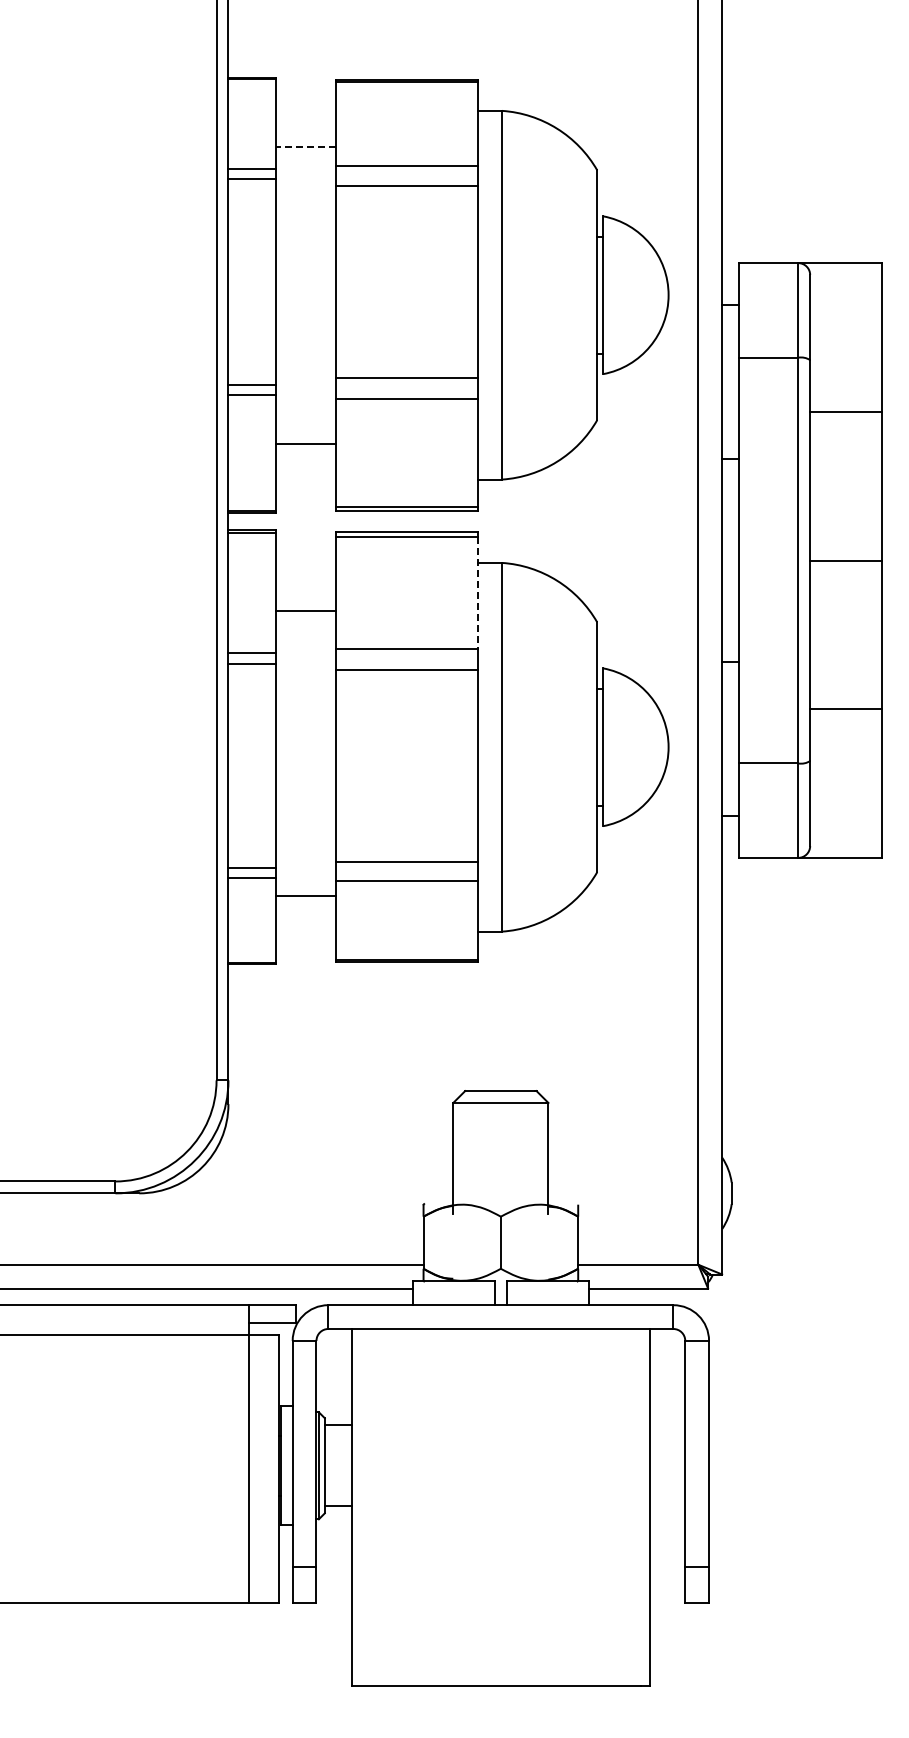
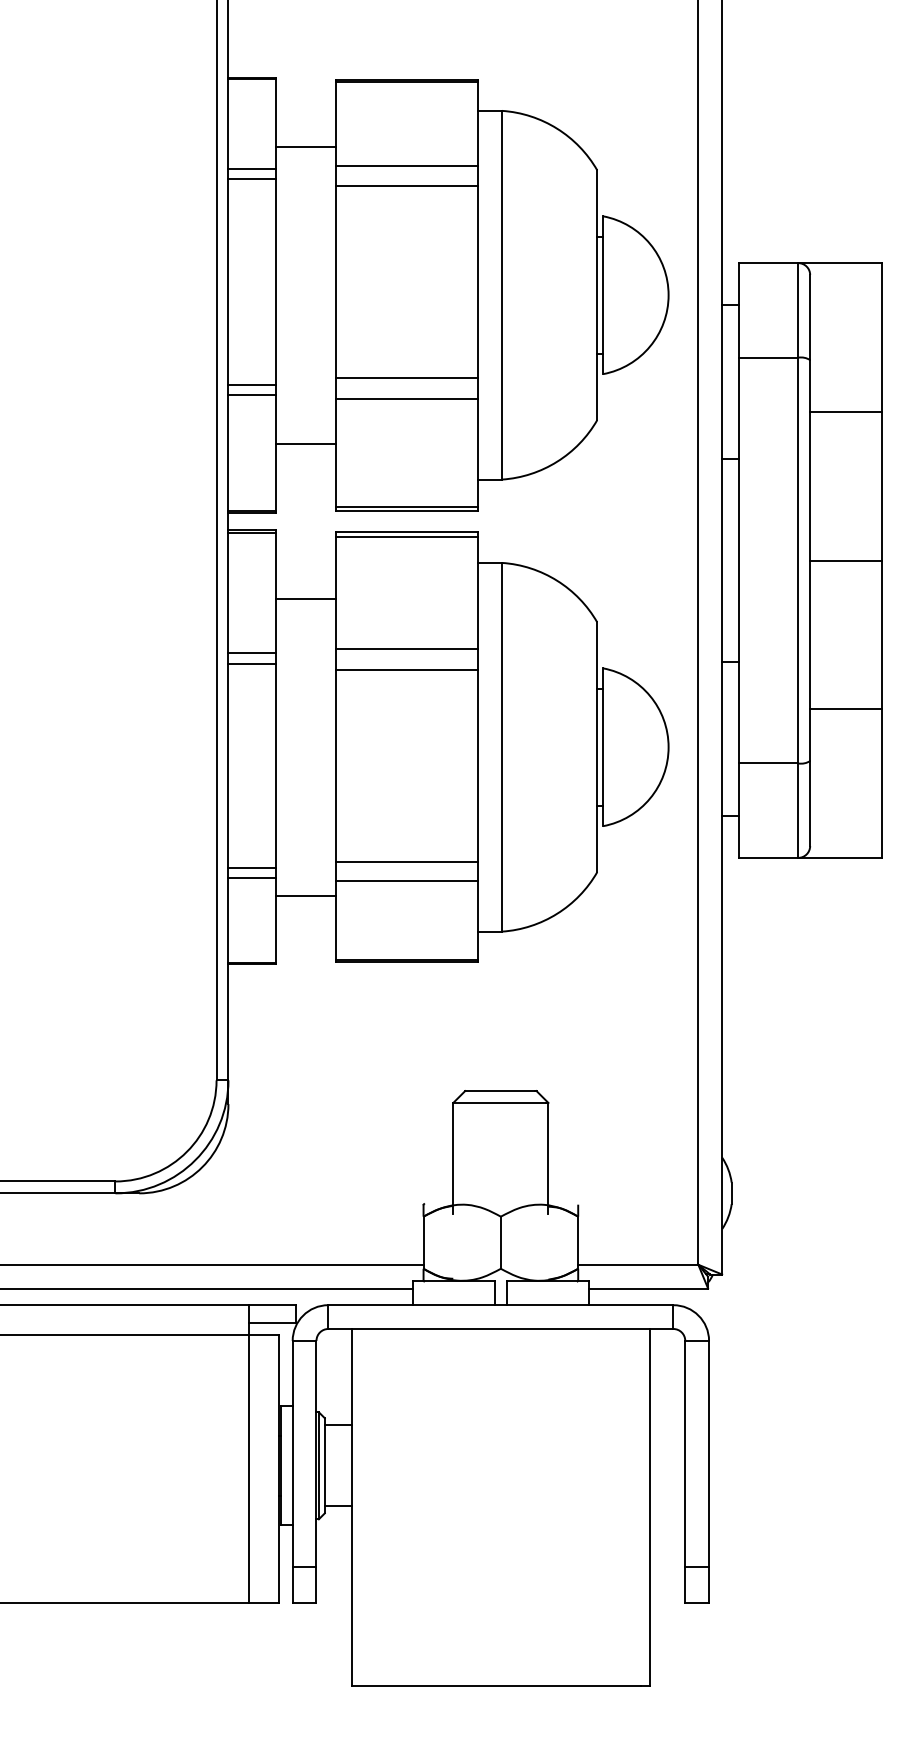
line: dashed -> solid (305, 146)
line: dashed -> solid (478, 593)
line position: (305, 610) -> (305, 598) (305, 598)
